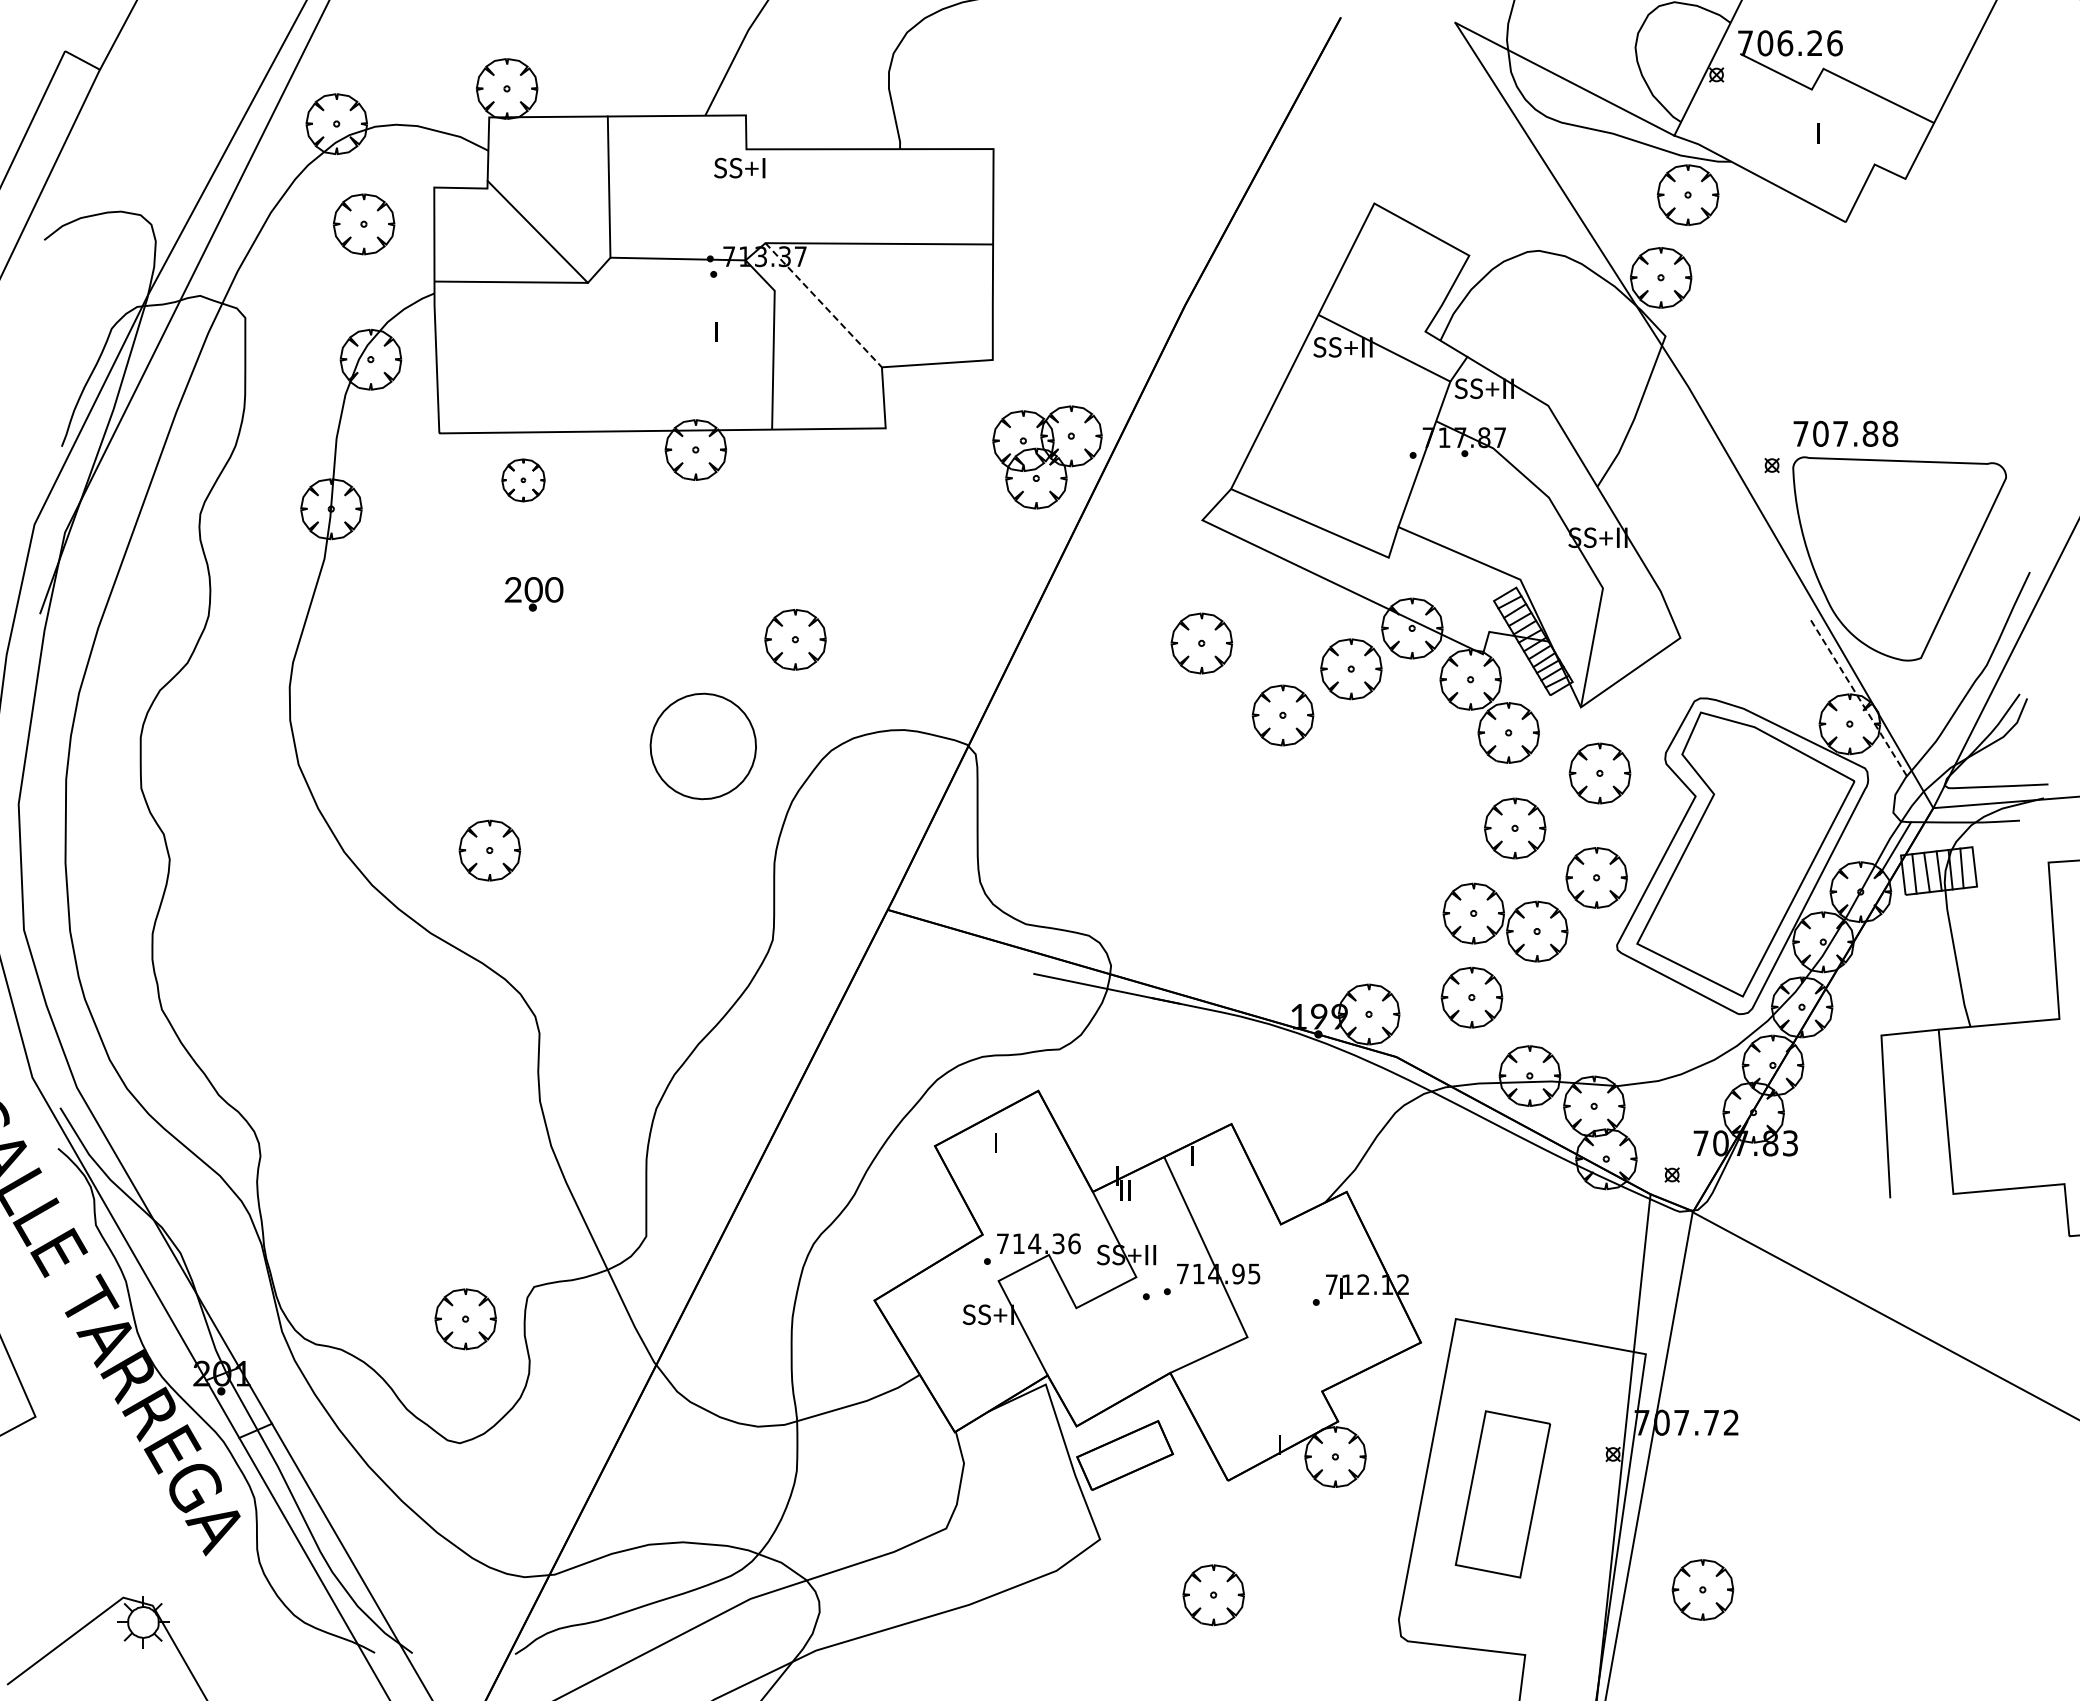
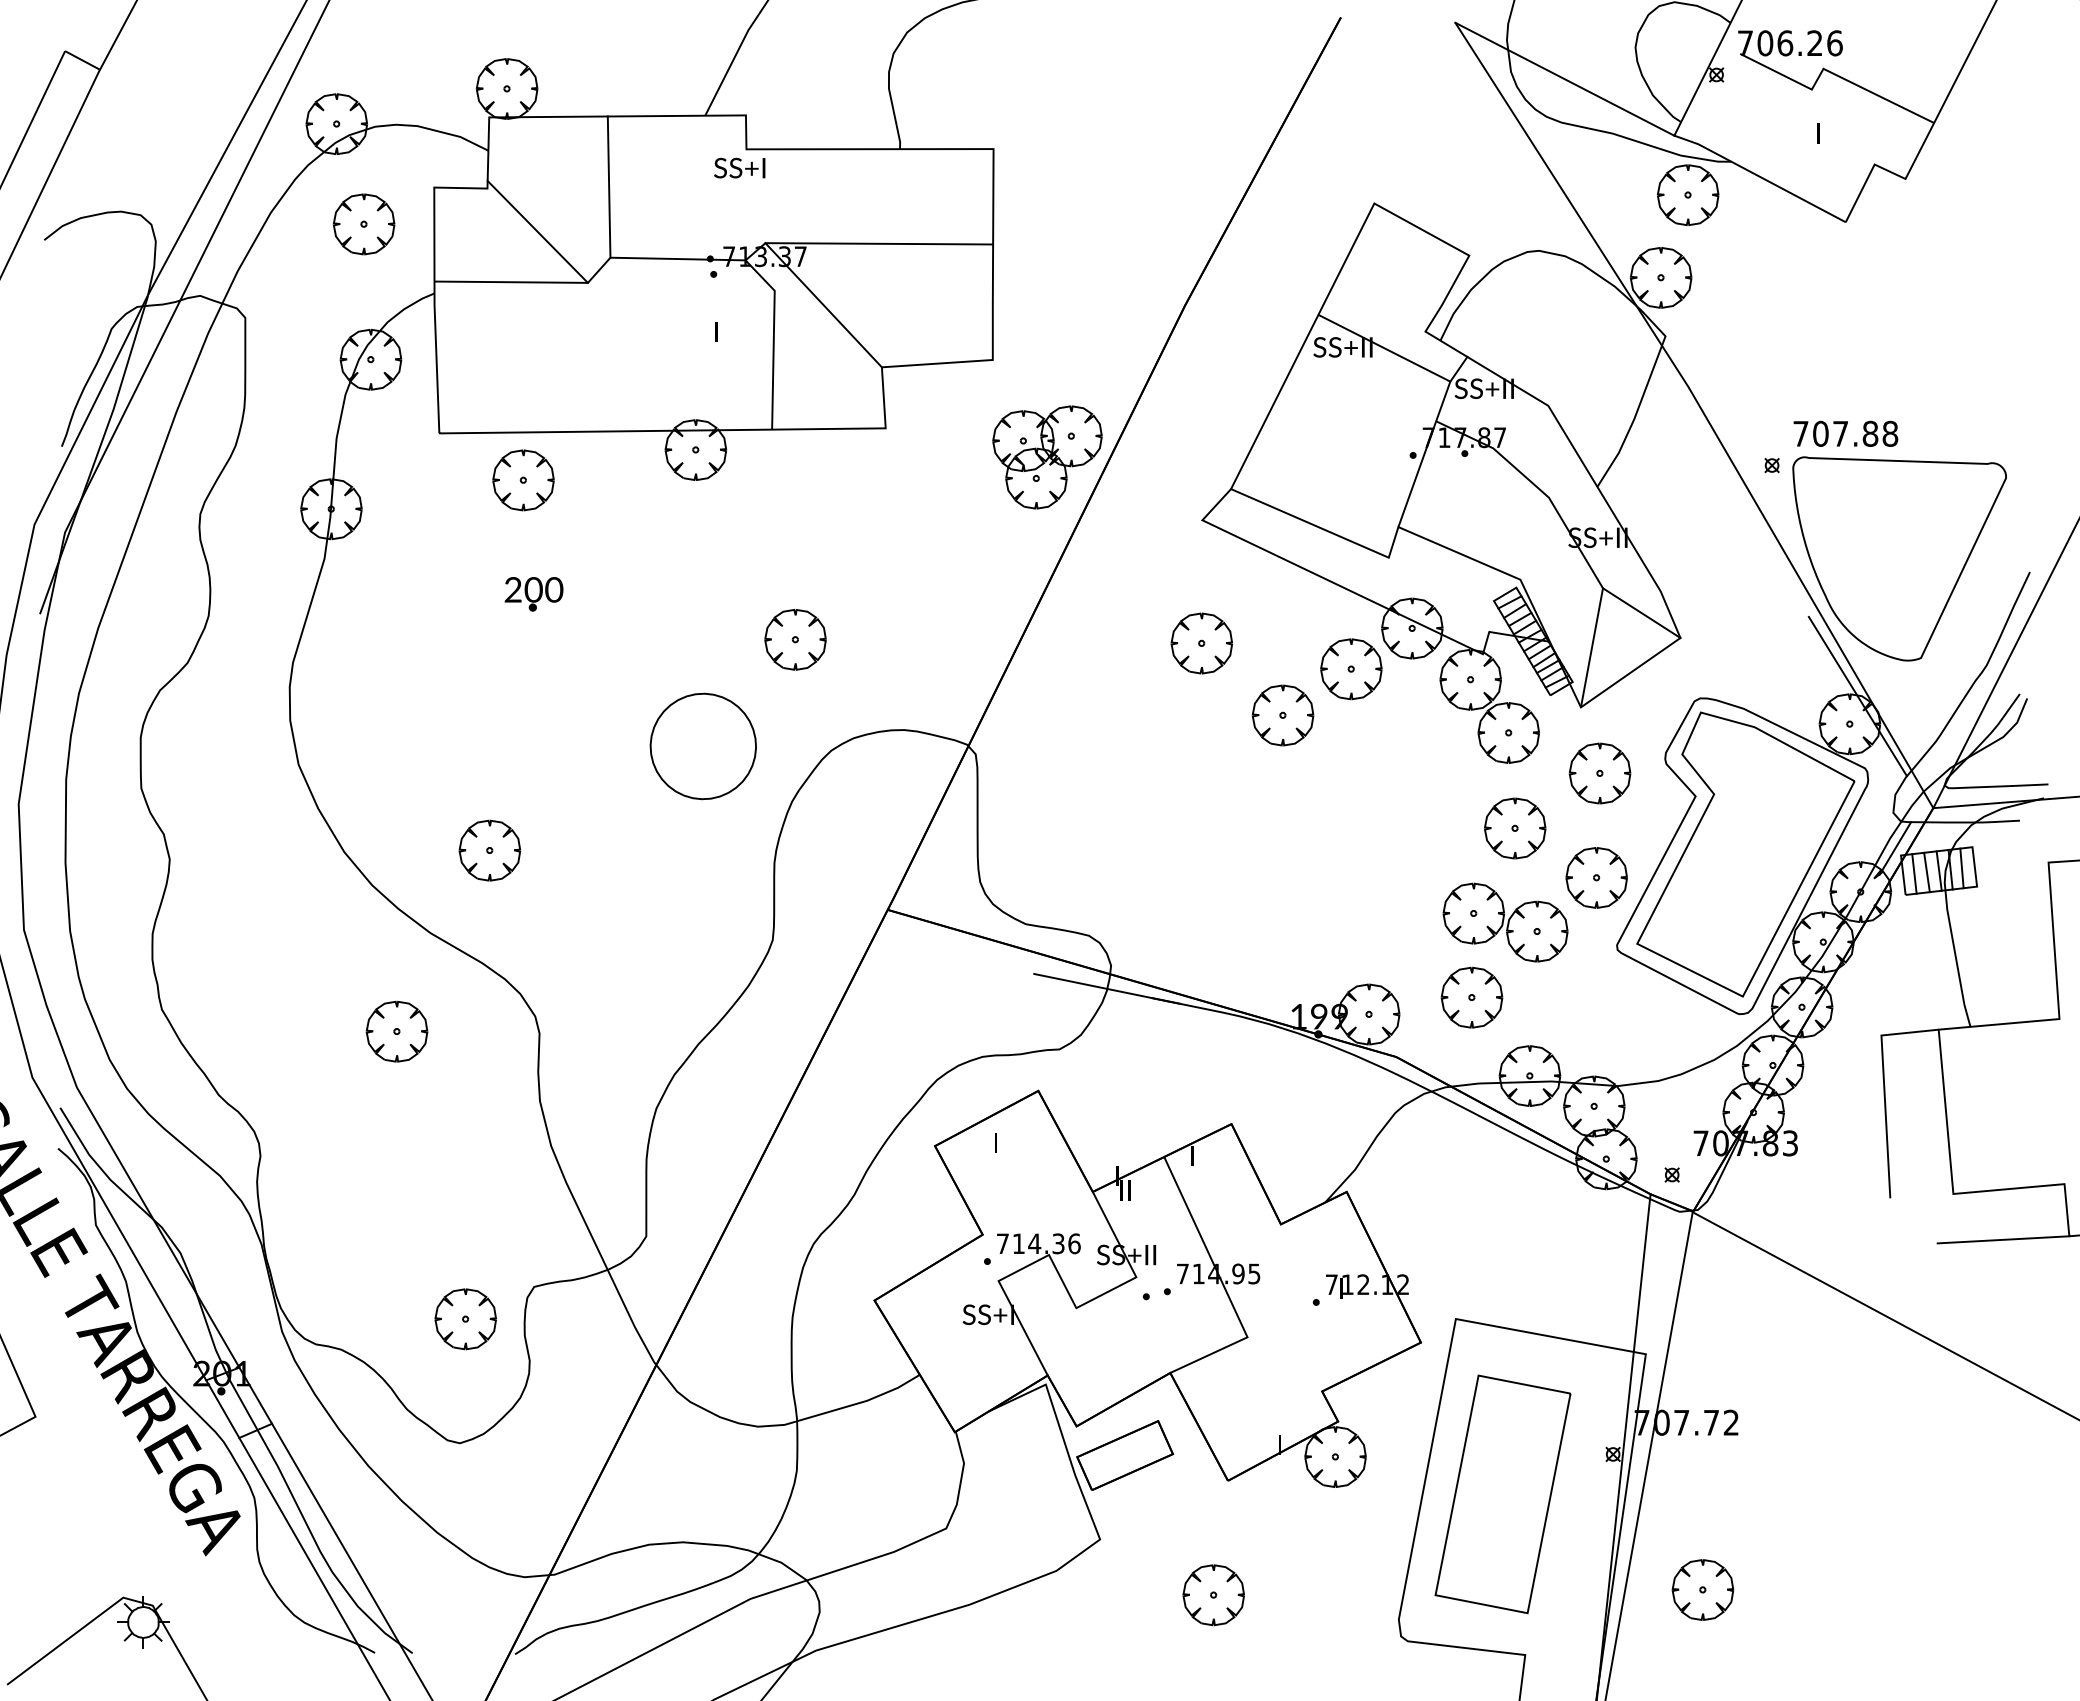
line: dashed -> solid (824, 305)
part size: 45x45 px -> 63x63 px (523, 480)
line: none -> present (1641, 613)
line: dashed -> solid (1857, 696)
part: none -> present (396, 1031)
line: none -> present (2003, 1239)
part size: 98x169 px -> 138x241 px (1502, 1494)
